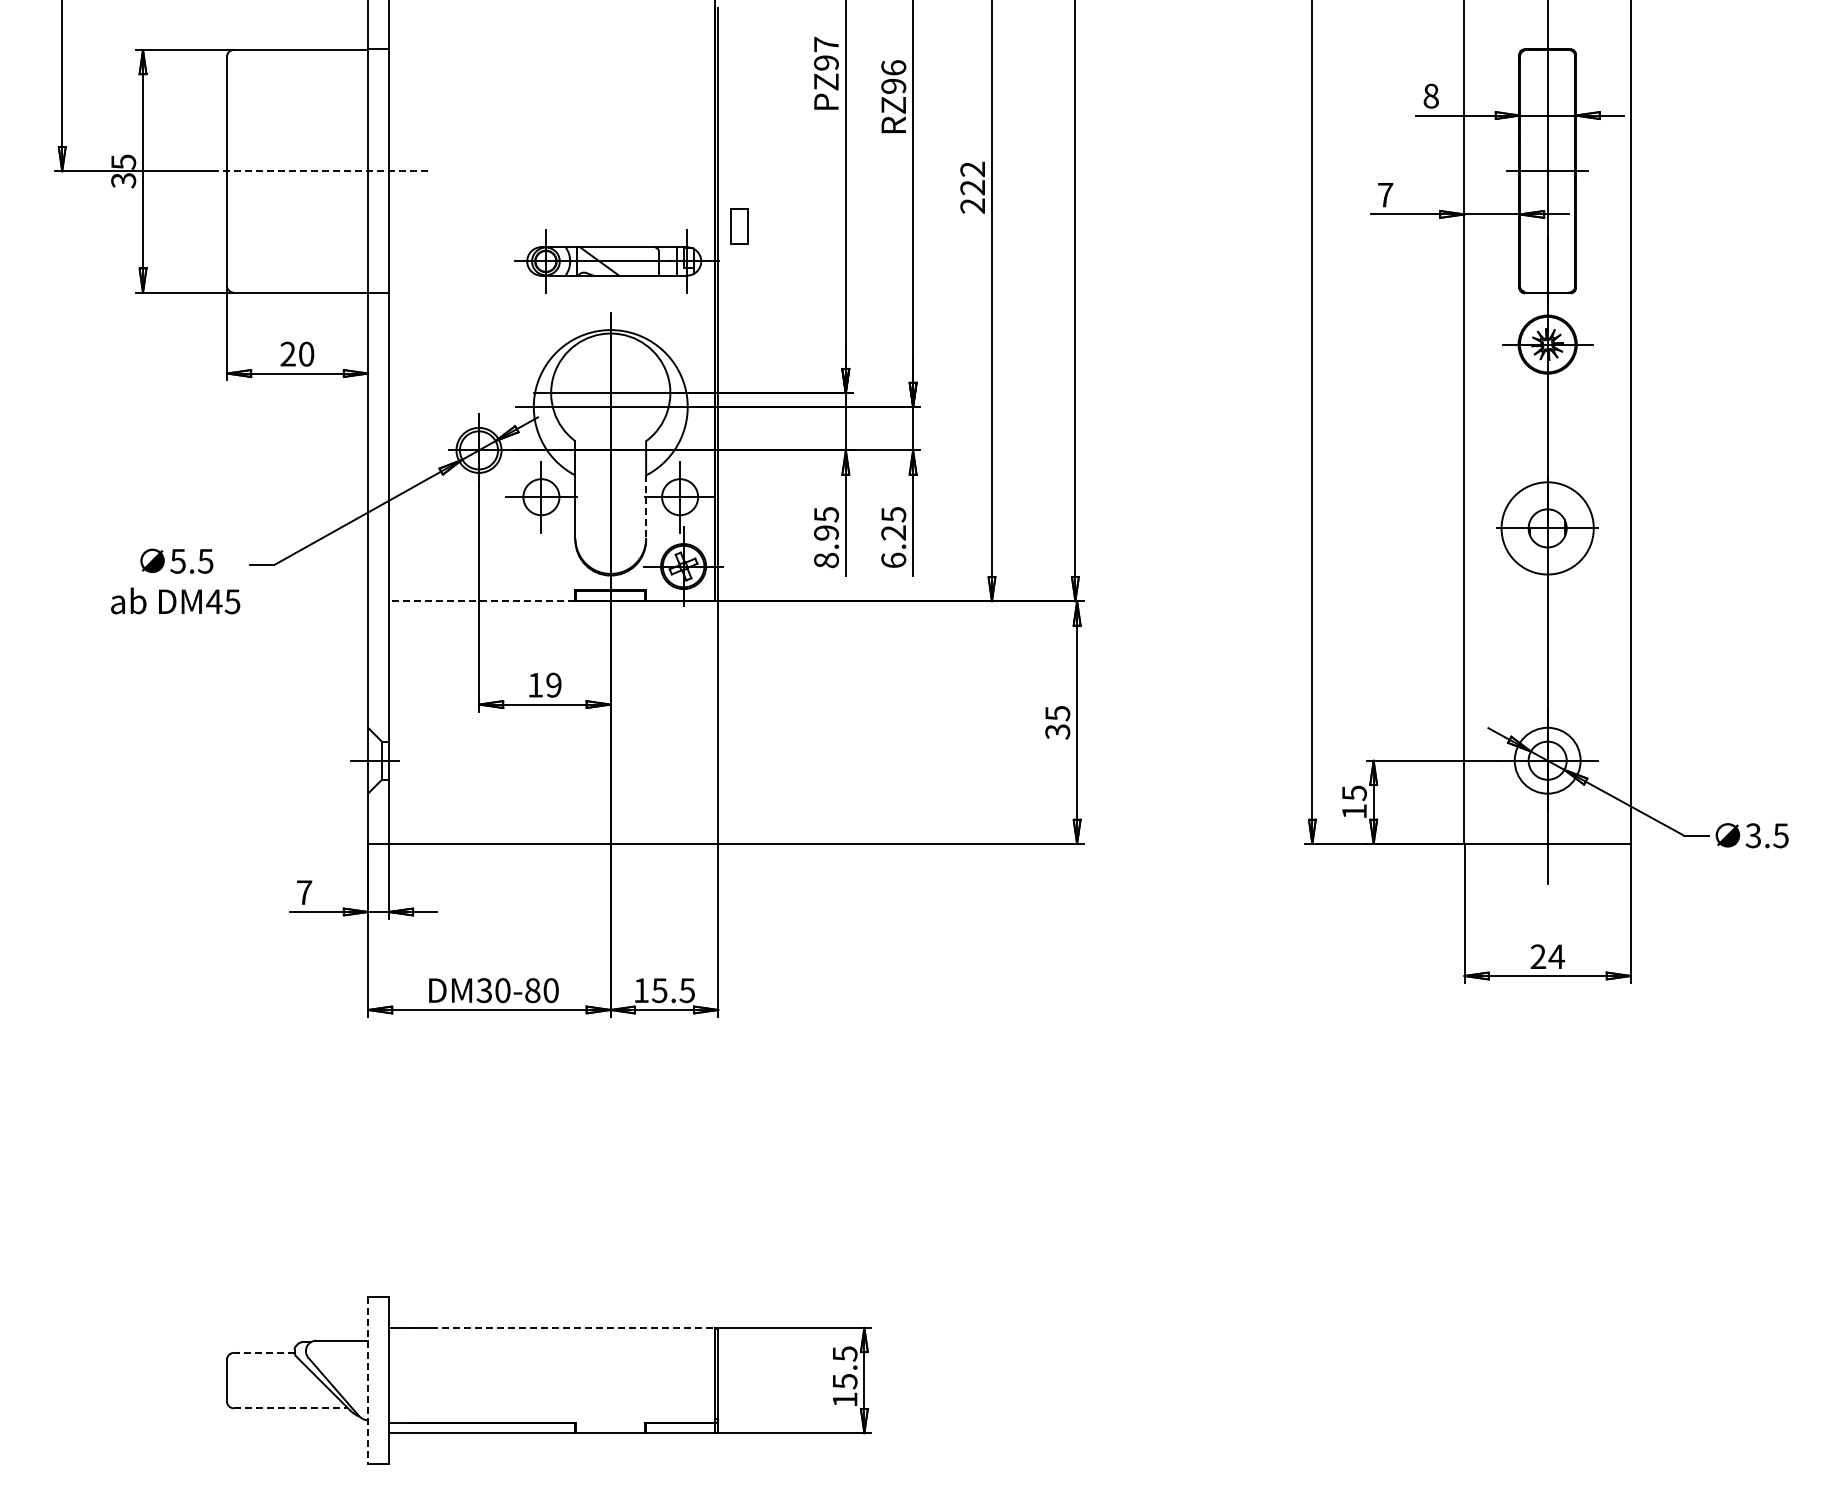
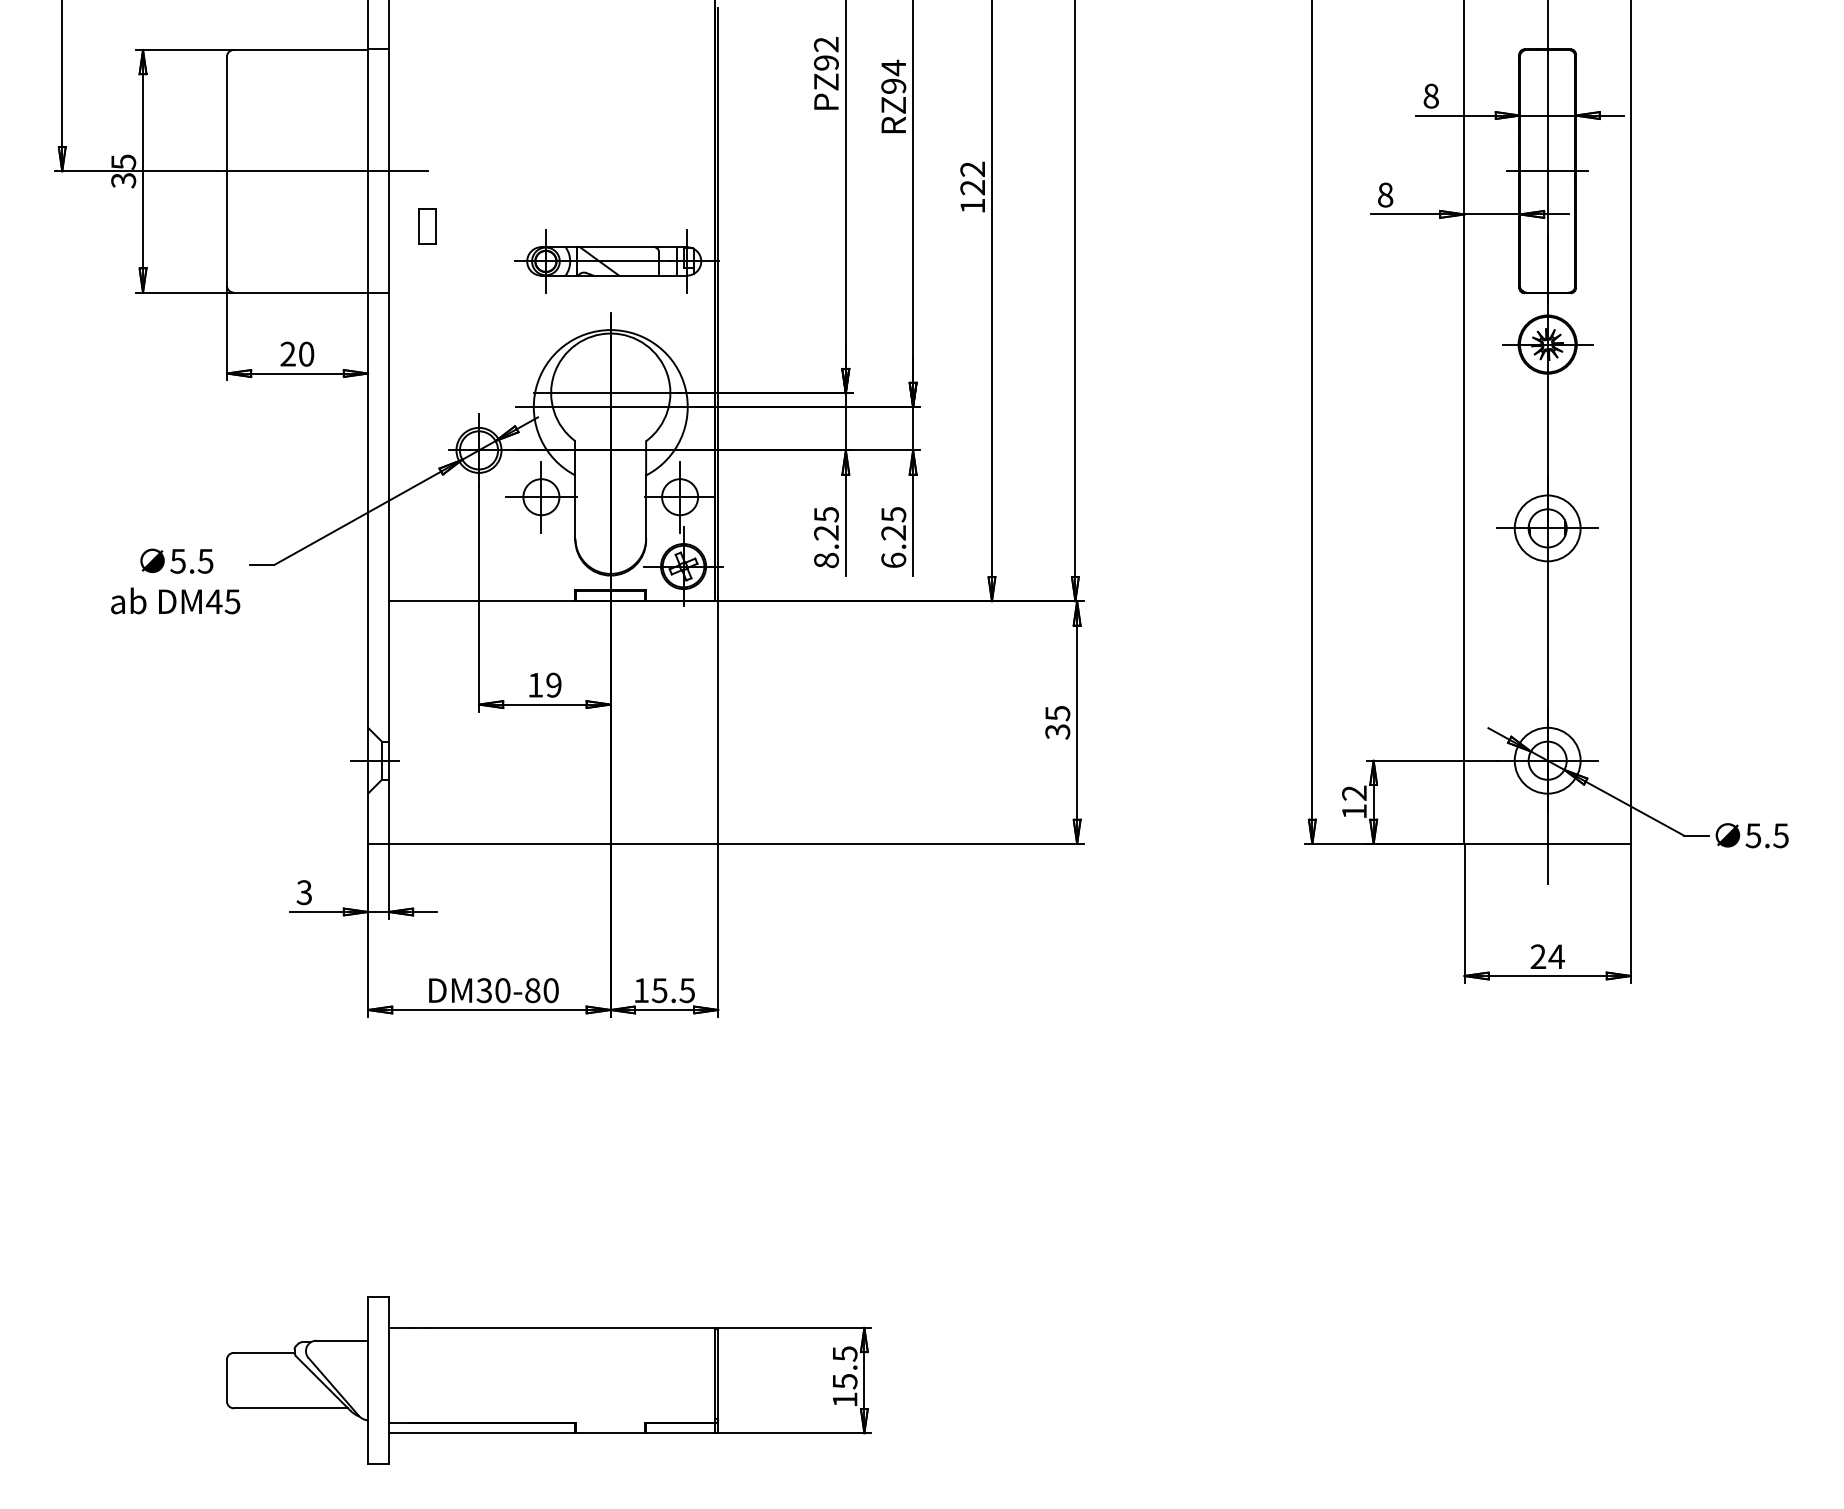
text: PZ97 -> PZ92 (825, 44)
text: RZ96 -> RZ94 (893, 67)
line: dashed -> solid (322, 171)
text: 7 -> 8 (1385, 194)
text: 222 -> 122 (972, 205)
part position: (739, 226) -> (427, 226) (427, 226)
line: dashed -> solid (646, 508)
circle diameter: 92 px -> 66 px (1547, 528)
text: 8.95 -> 8.25 (826, 532)
line: dashed -> solid (481, 601)
text: 15 -> 12 (1354, 793)
text: 3.5 -> 5.5 (1753, 835)
text: 7 -> 3 (304, 892)
line: dashed -> solid (572, 1327)
line: dashed -> solid (263, 1352)
line: dashed -> solid (368, 1381)
line: dashed -> solid (291, 1408)
